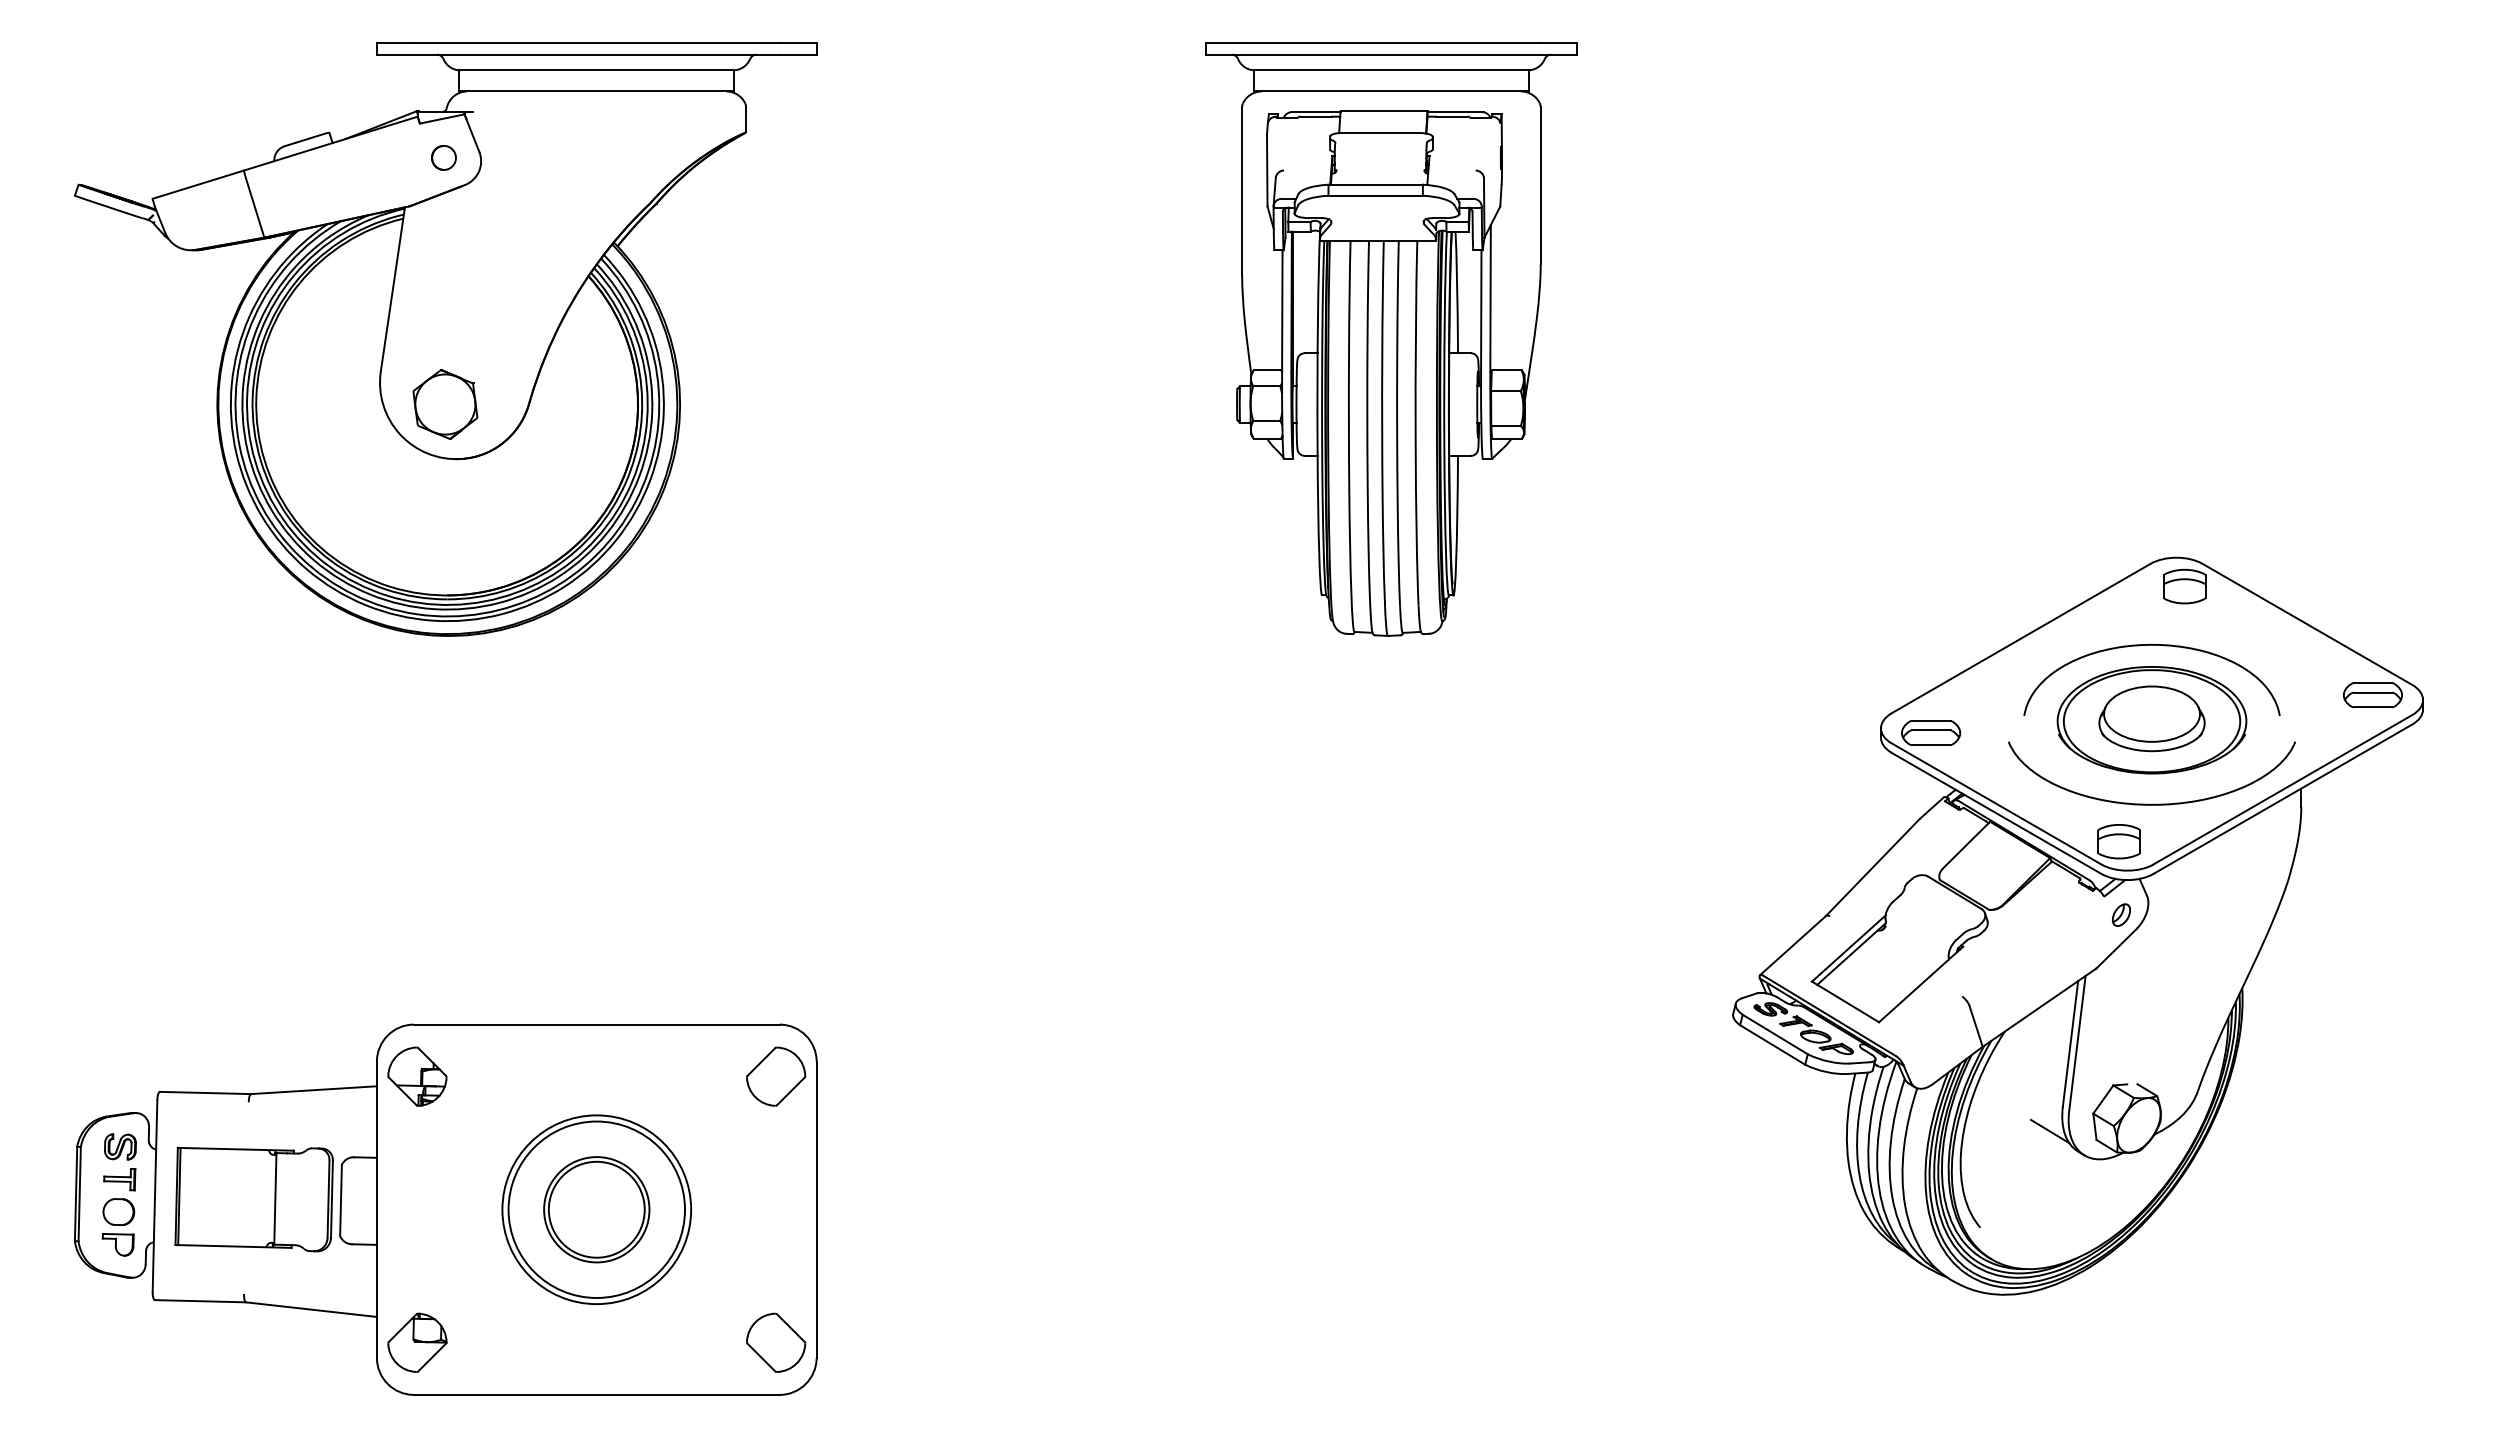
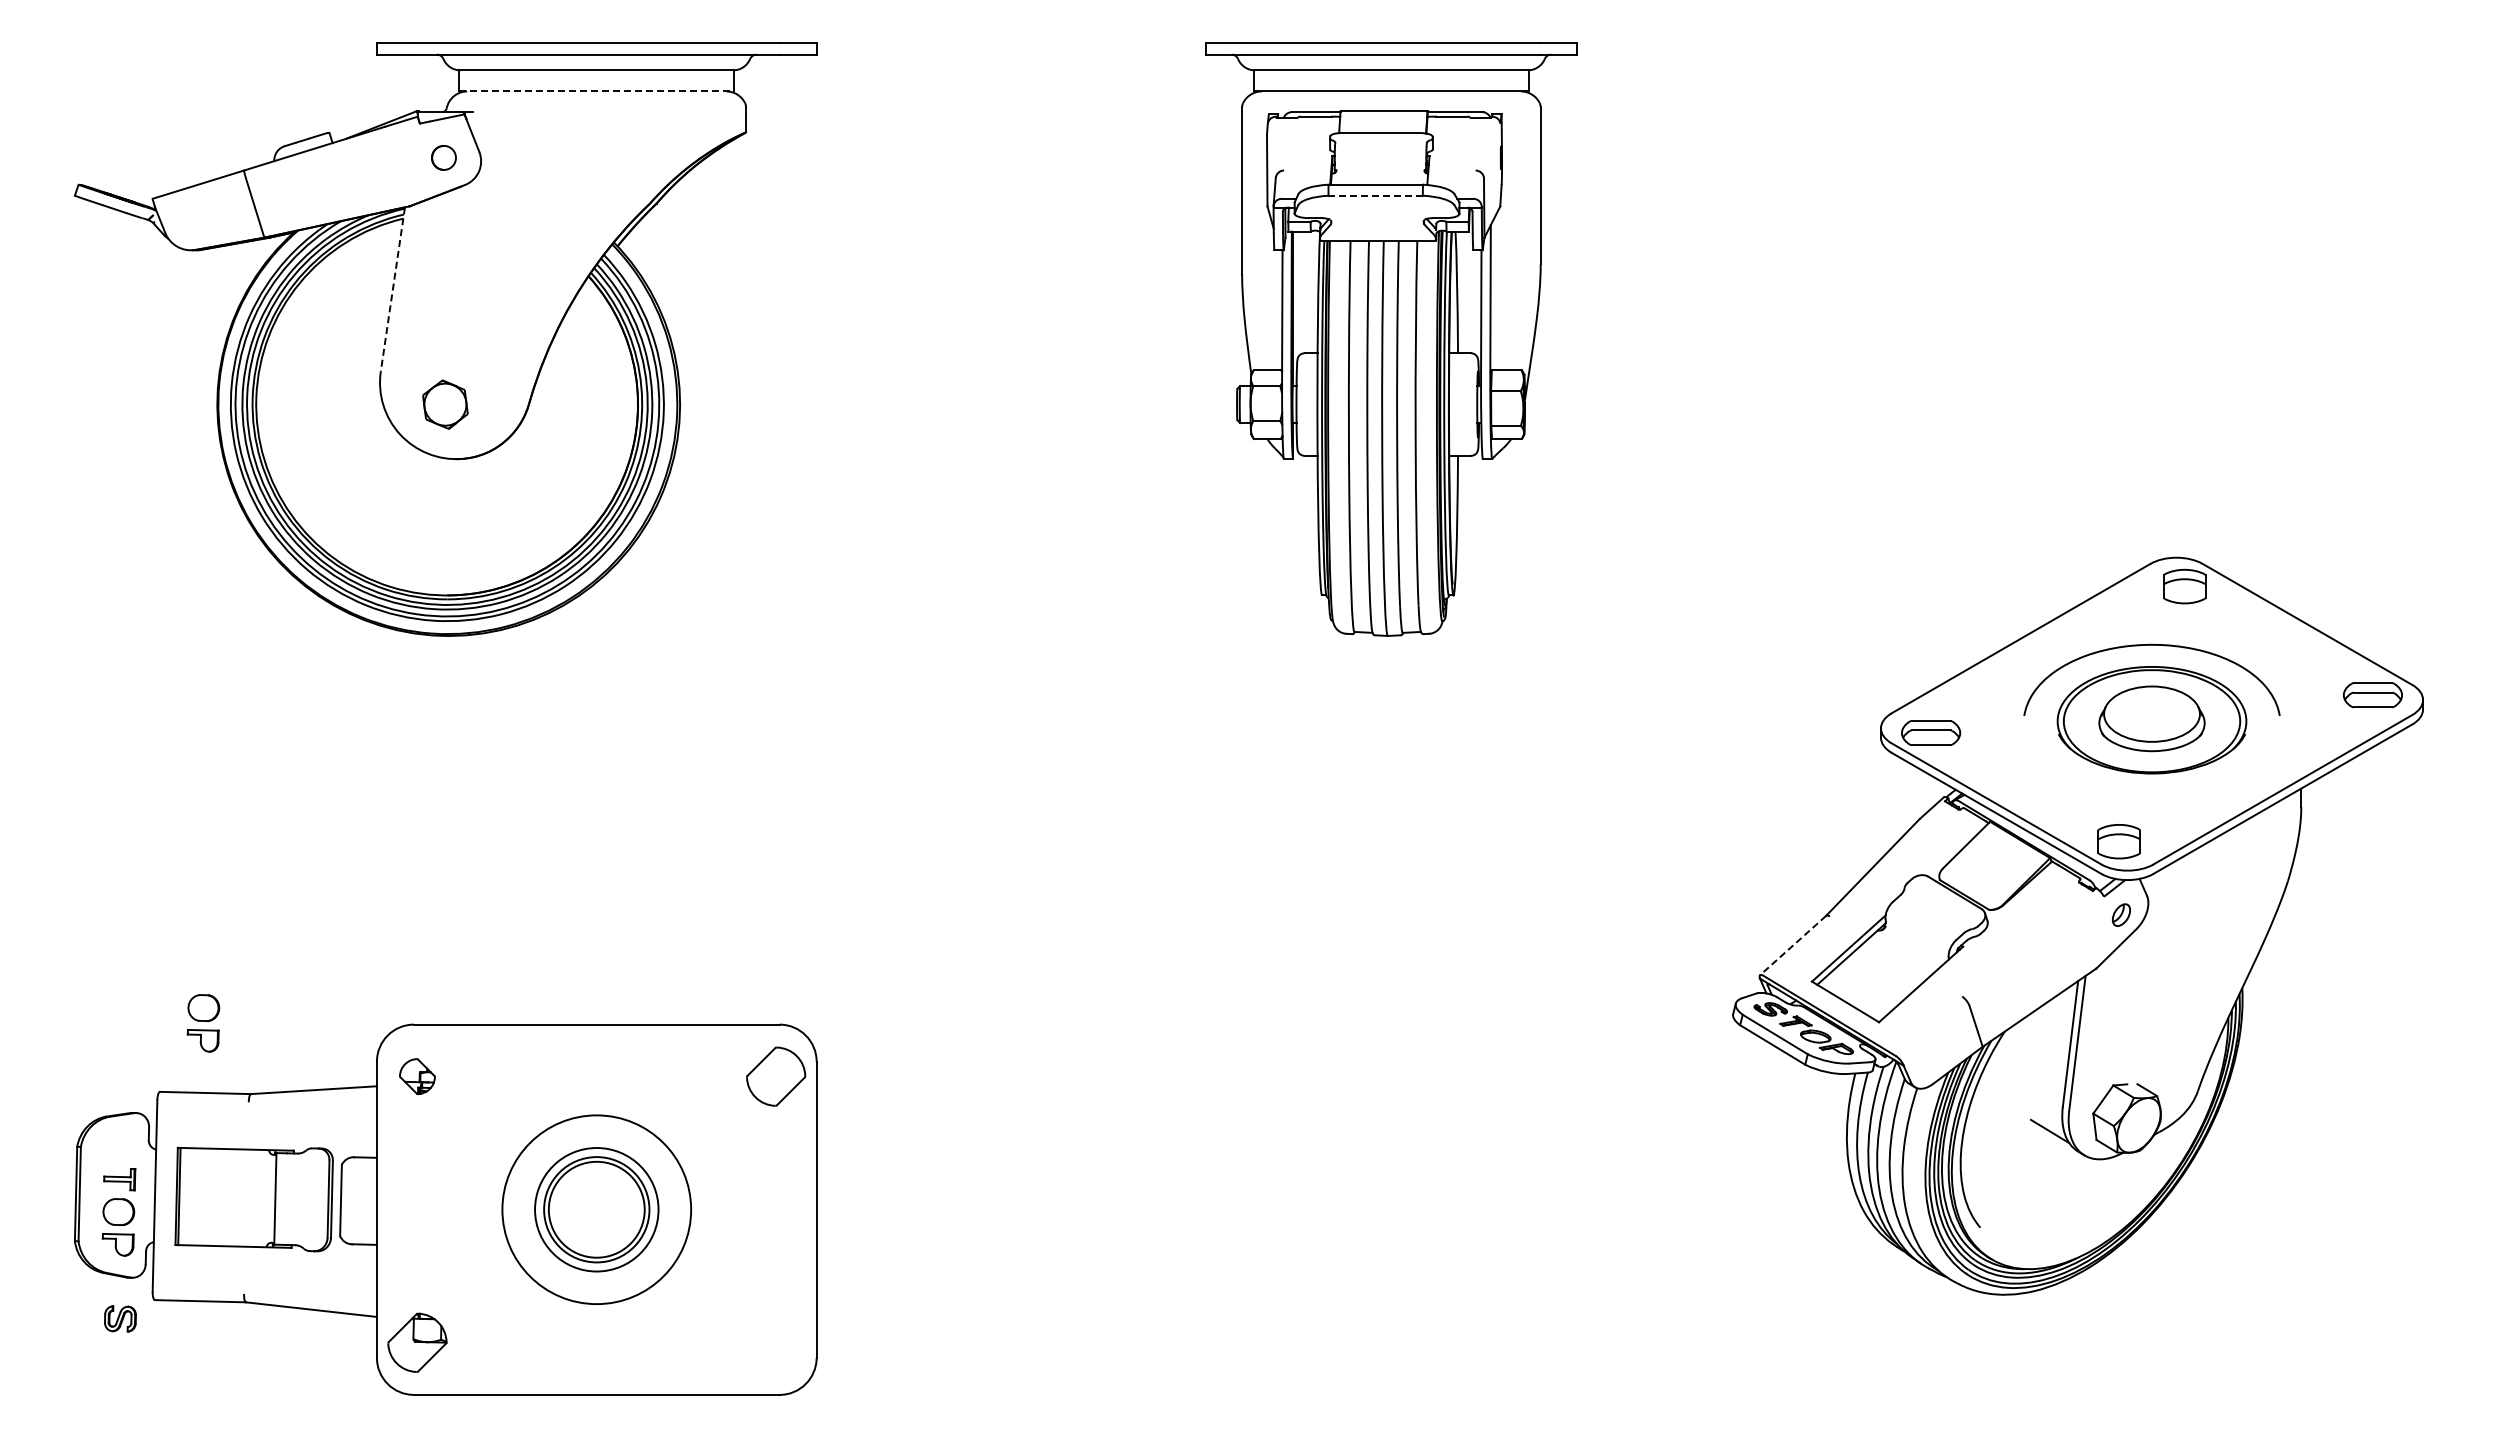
line: solid -> dashed (597, 91)
line: solid -> dashed (1376, 195)
line: solid -> dashed (392, 289)
part size: 67x72 px -> 47x51 px (445, 404)
curve: present -> none (2151, 803)
line: solid -> dashed (1792, 945)
part: none -> present (203, 1023)
part size: 61x61 px -> 37x37 px (417, 1076)
part position: (120, 1146) -> (120, 1318) (120, 1318)
circle diameter: 176 px -> 124 px (596, 1209)
part: present -> none (776, 1342)
